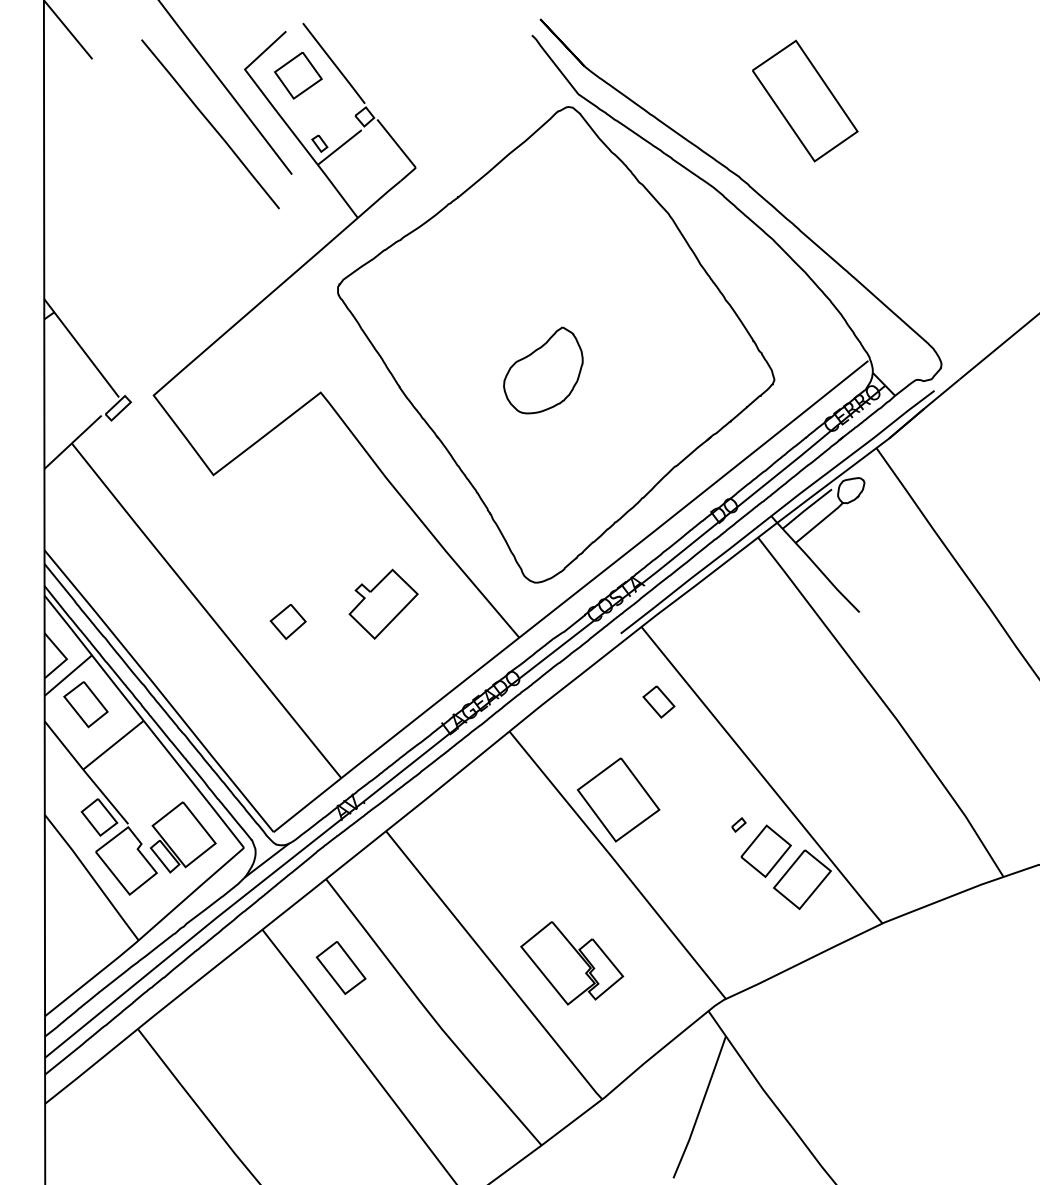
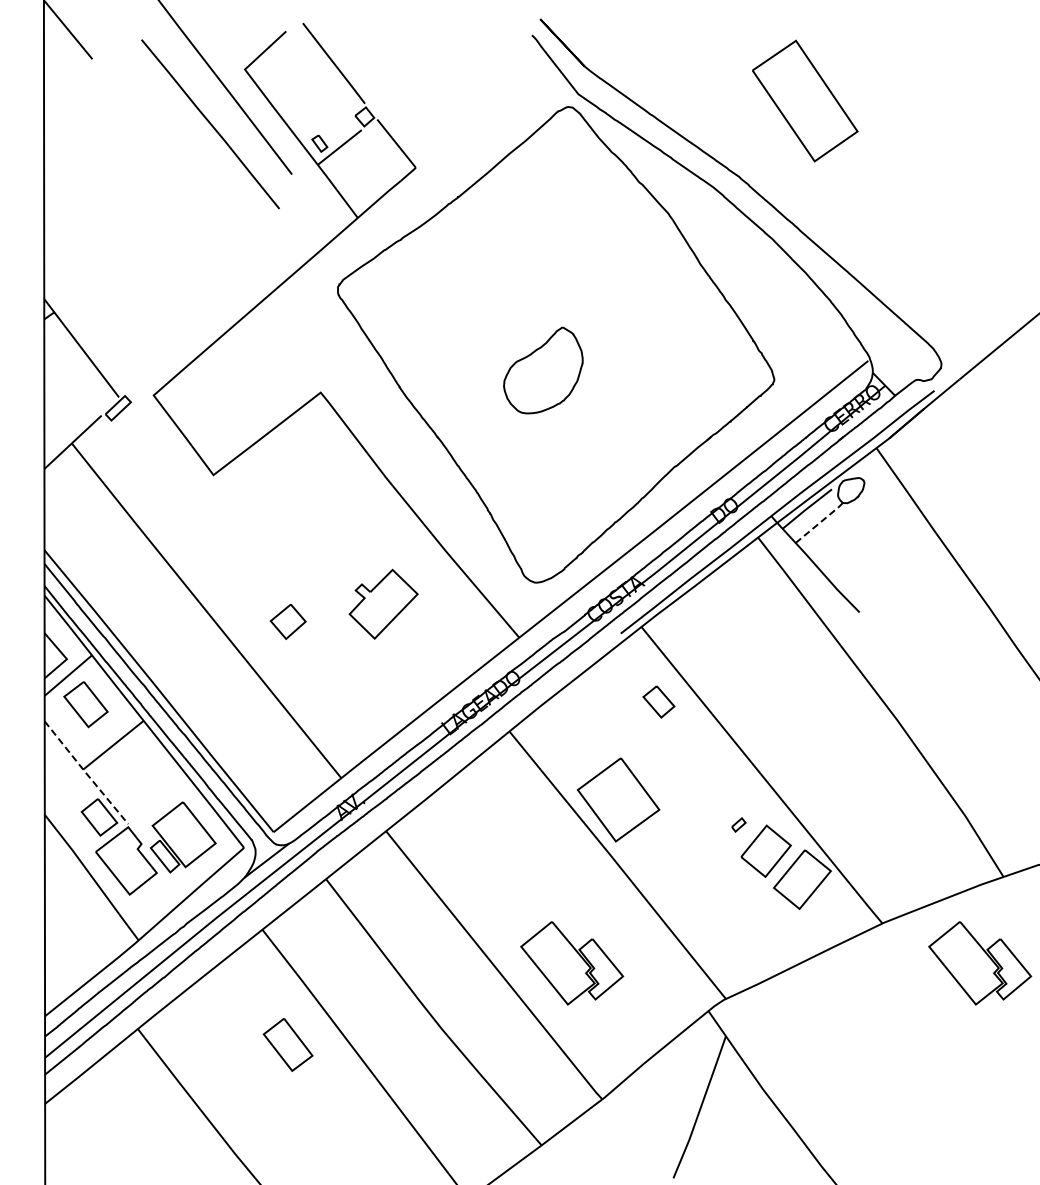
part: present -> none (298, 75)
line: solid -> dashed (819, 522)
line: solid -> dashed (86, 773)
part: none -> present (980, 963)
part position: (340, 967) -> (287, 1044) (287, 1044)
